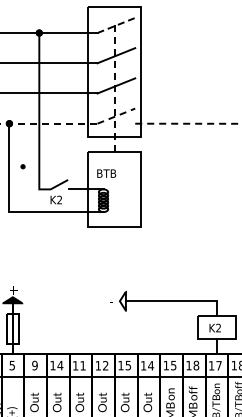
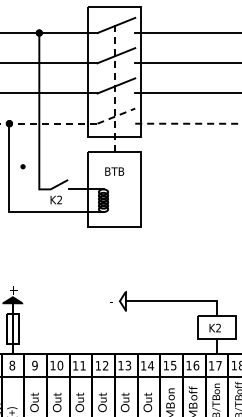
line: dashed -> solid (116, 25)
line: none -> present (186, 33)
line: none -> present (186, 63)
line: none -> present (186, 93)
text position: (106, 173) -> (114, 171) (114, 171)
text: 15 -> 13 (127, 364)
text: 5 -> 8 (12, 365)
text: 14 -> 10 (60, 365)
text: 18 -> 16 (196, 365)
